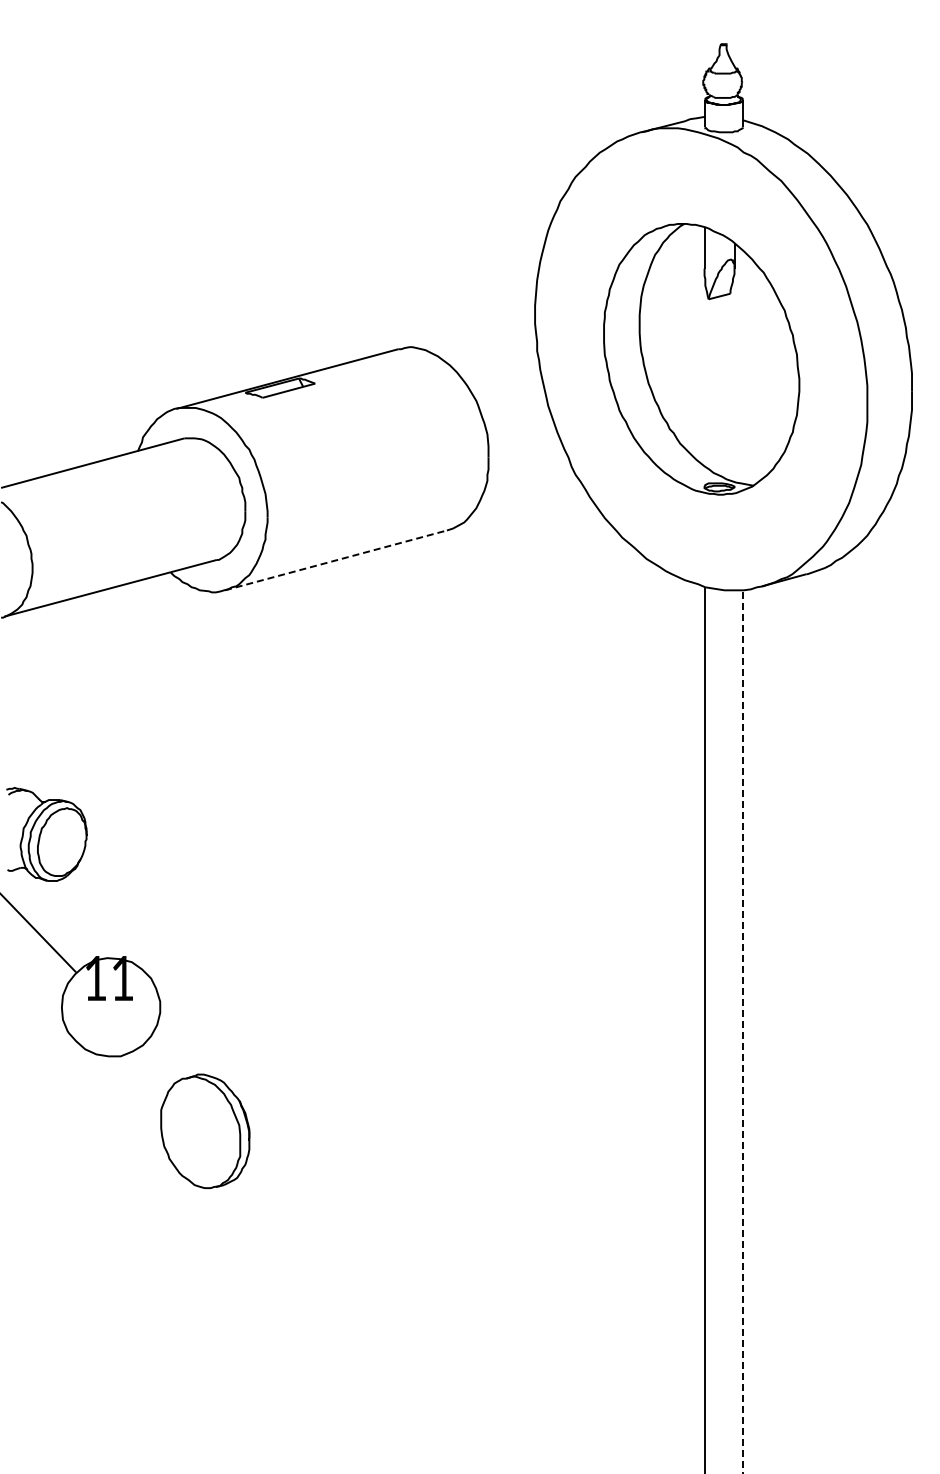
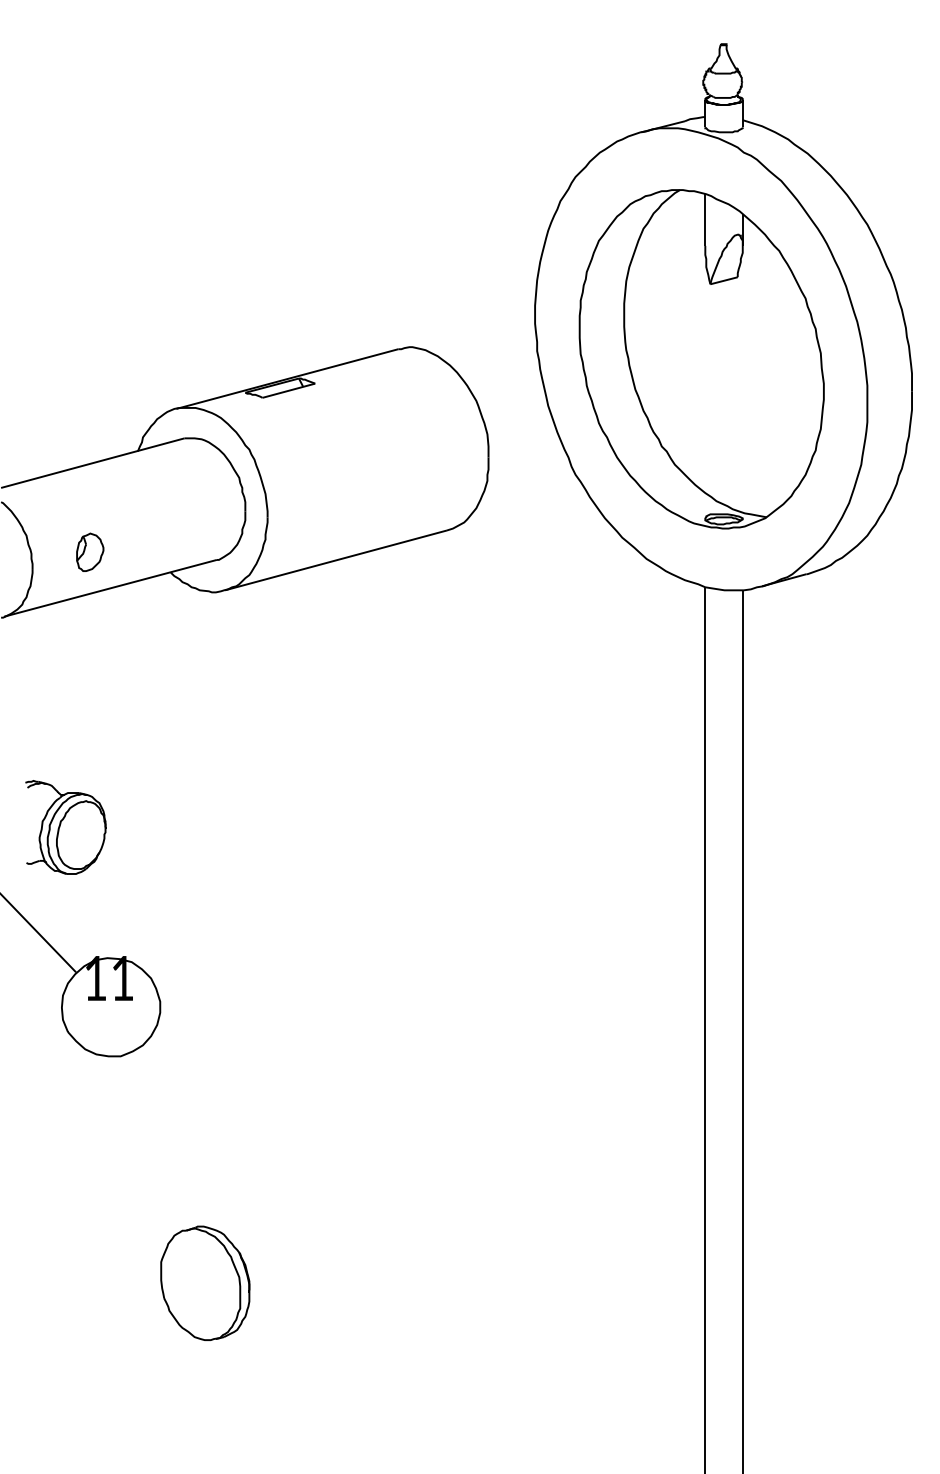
part size: 198x273 px -> 247x341 px (701, 359)
part: none -> present (90, 551)
line: dashed -> solid (336, 560)
part position: (46, 834) -> (65, 827) (65, 827)
line: dashed -> solid (742, 1032)
part position: (205, 1130) -> (205, 1282) (205, 1282)
